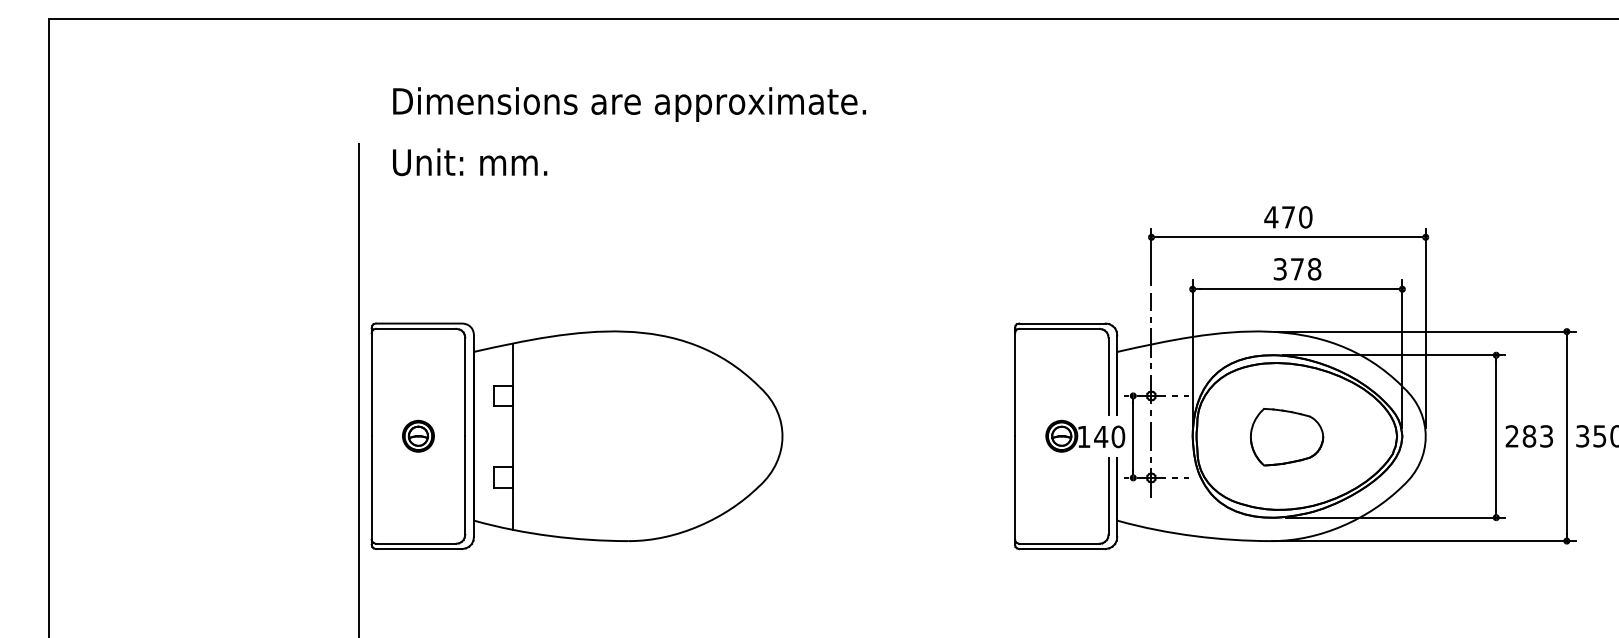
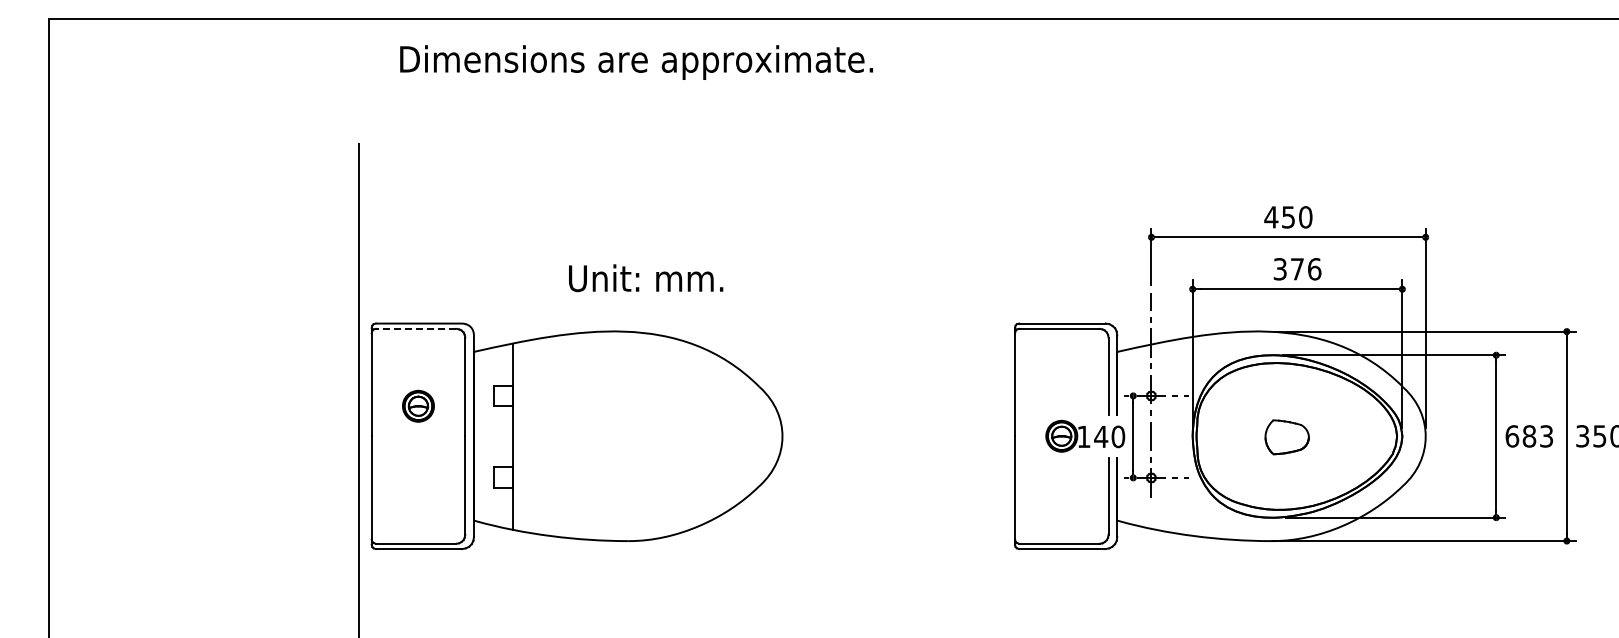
text position: (629, 104) -> (636, 62) (636, 62)
text position: (470, 162) -> (646, 278) (646, 278)
text: 470 -> 450 (1288, 217)
text: 378 -> 376 (1314, 269)
line: solid -> dashed (415, 328)
part position: (418, 435) -> (418, 405) (418, 405)
text: 283 -> 683 (1512, 436)
part size: 75x59 px -> 46x37 px (1286, 437)
